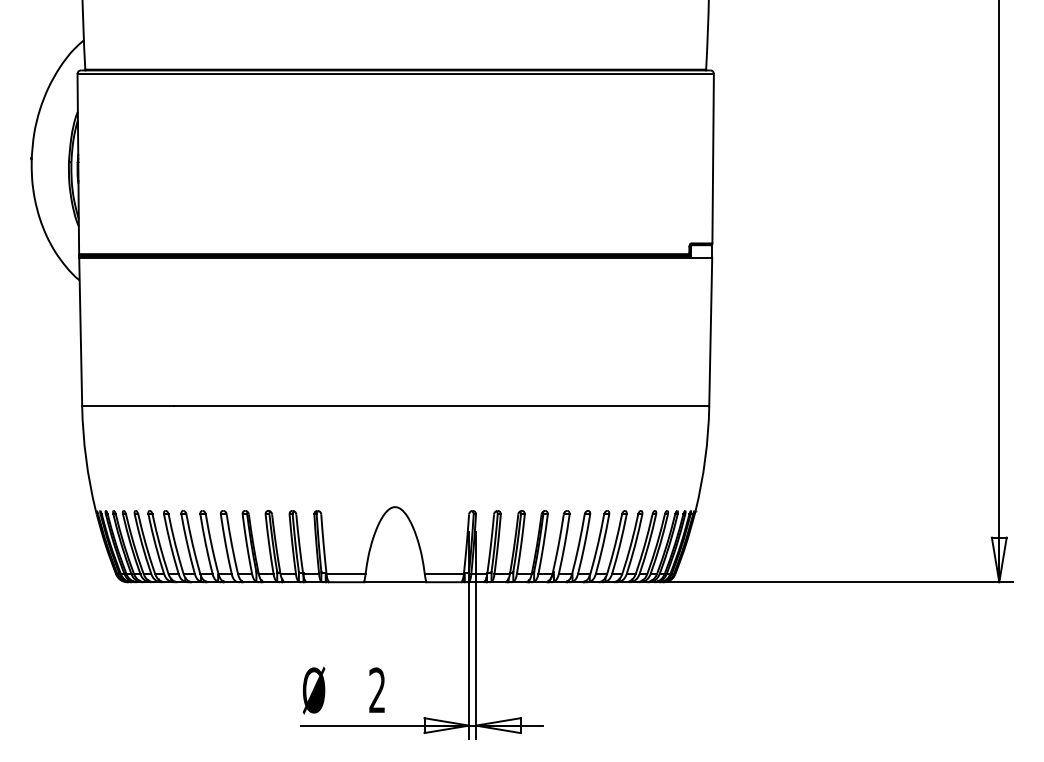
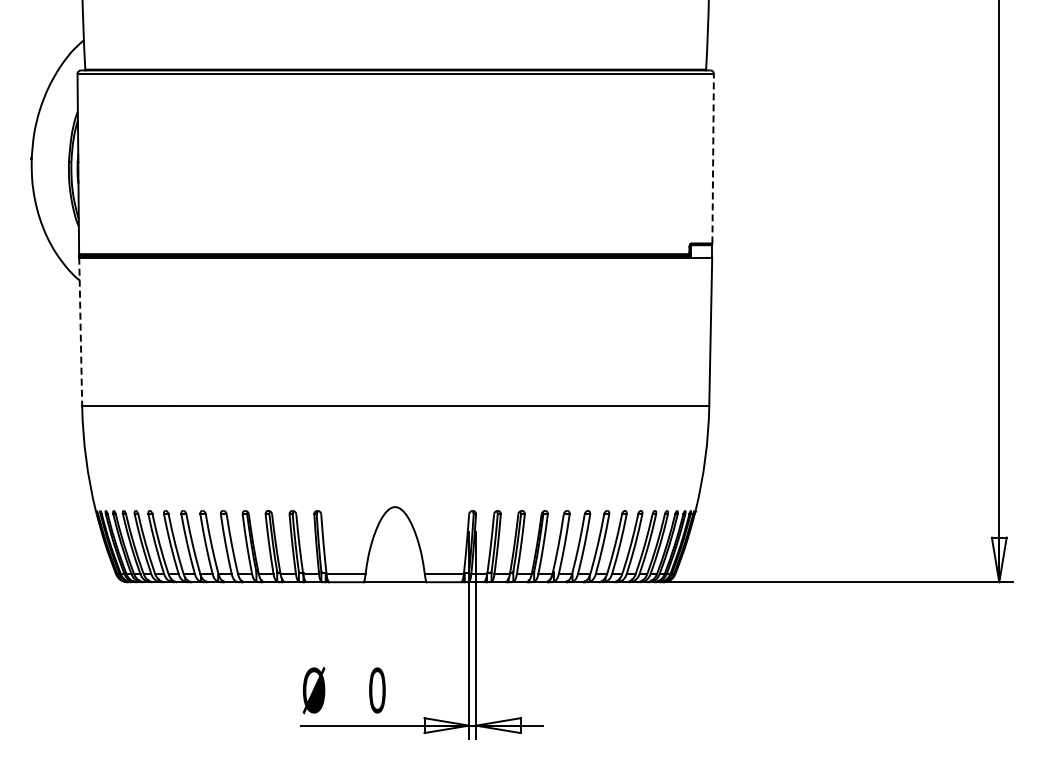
line: solid -> dashed (713, 158)
line: solid -> dashed (80, 332)
text: 2 -> 0 (377, 690)
